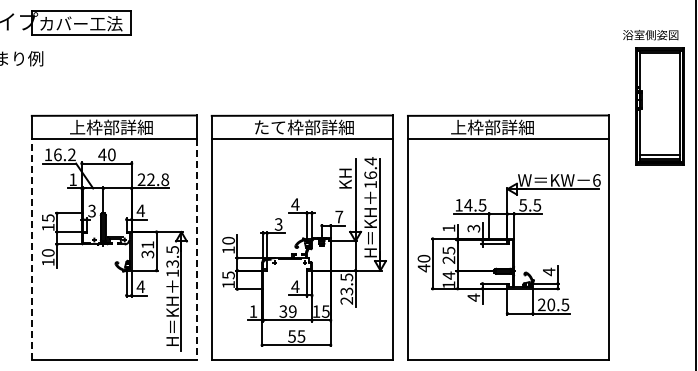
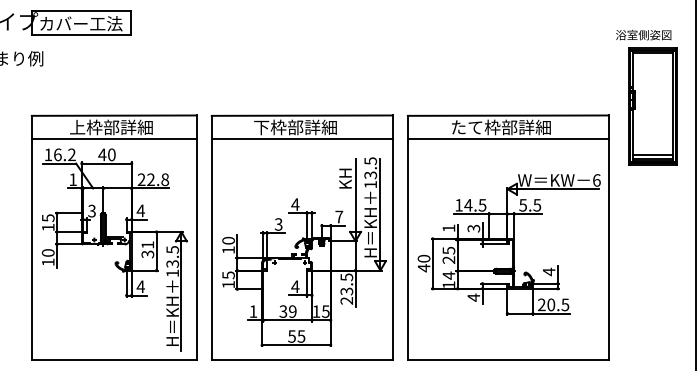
part position: (653, 97) -> (646, 97) (646, 97)
text: たて枠部詳細 -> 下枠部詳細 (303, 127)
text: 上枠部詳細 -> たて枠部詳細 (500, 127)
text: 16.4 -> 13.5 (370, 168)
line: dashed -> solid (31, 249)
line: dashed -> solid (196, 249)
